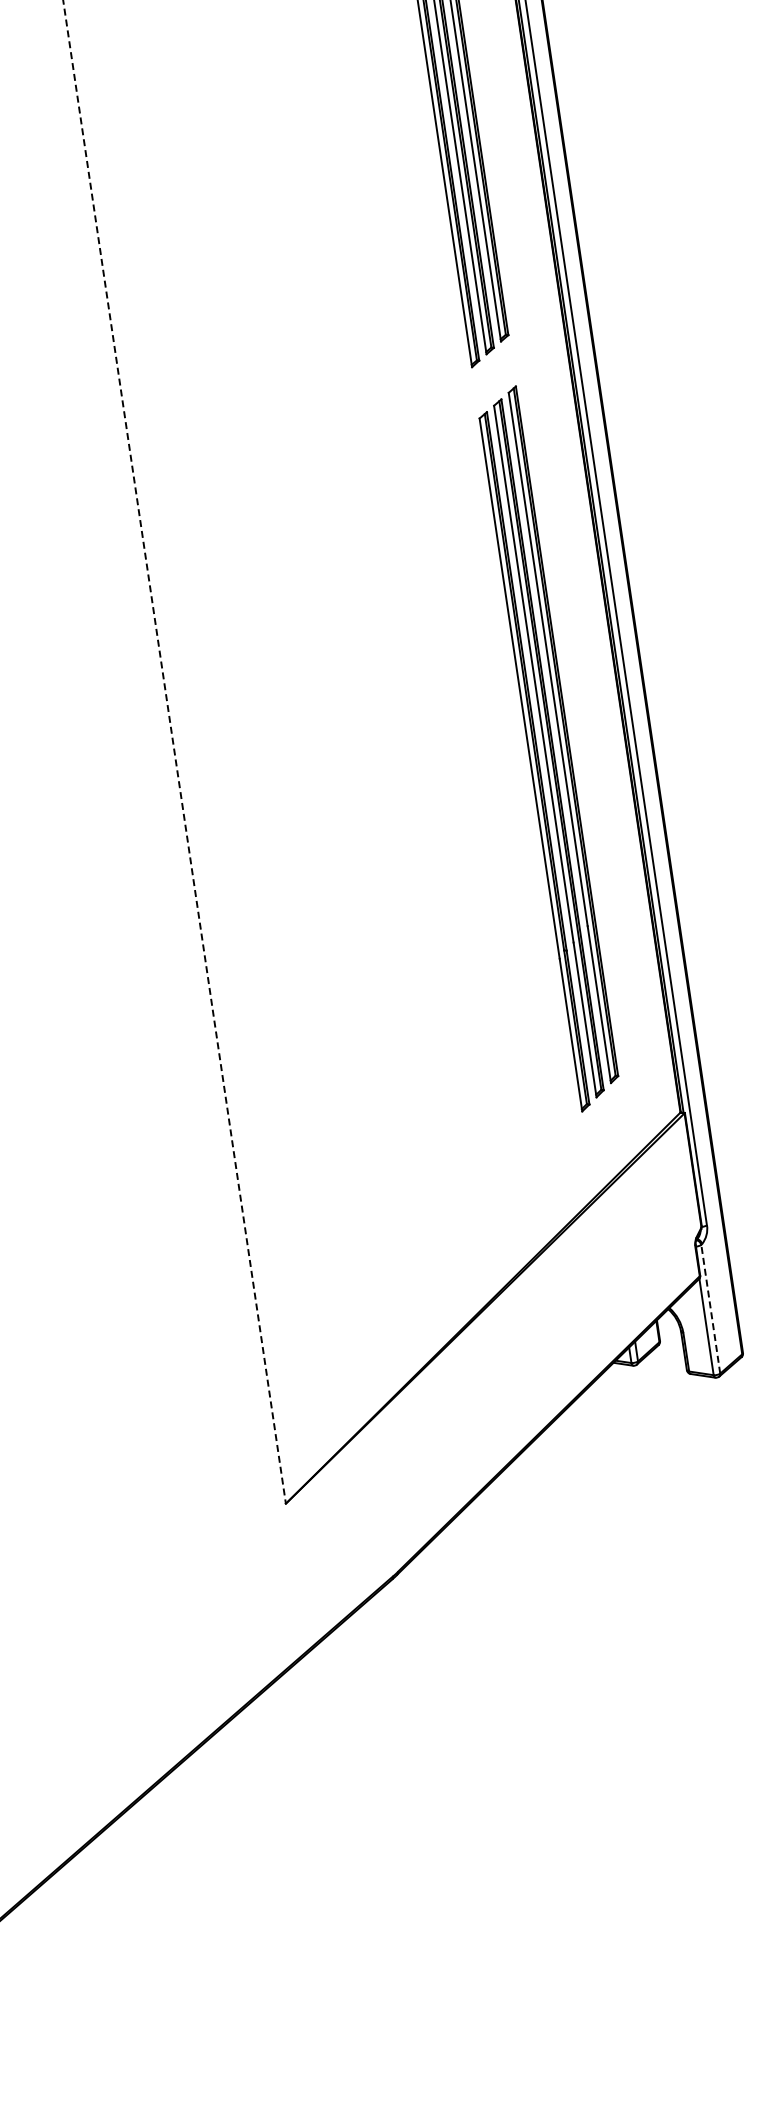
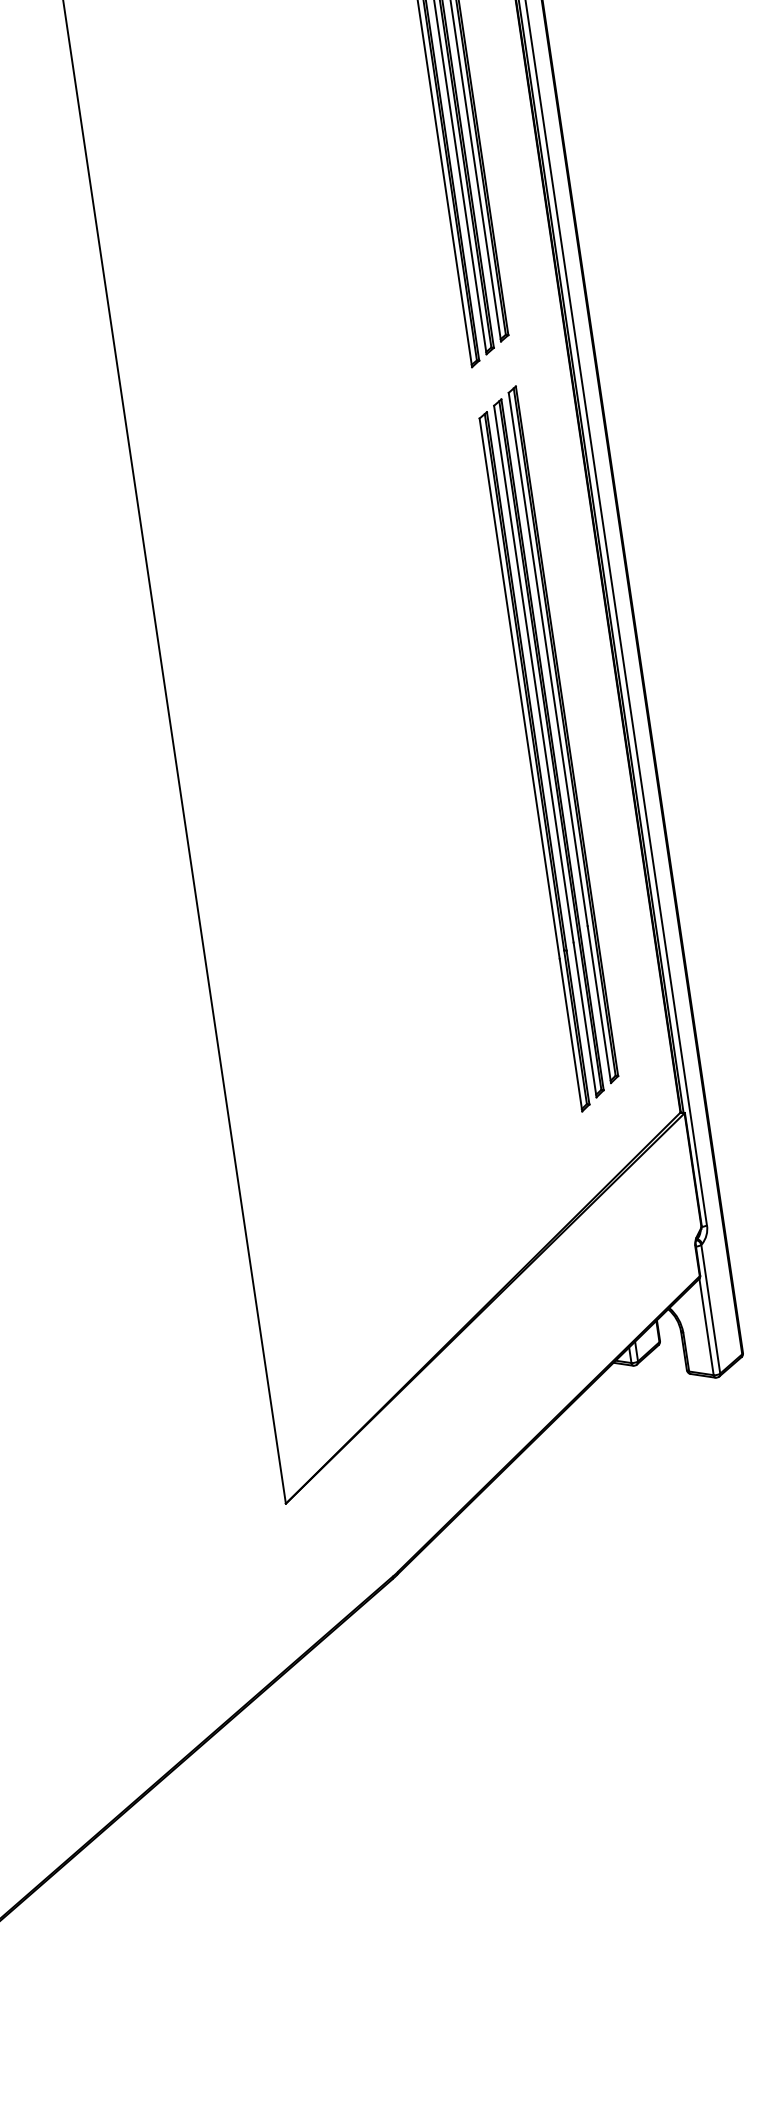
line: dashed -> solid (174, 752)
line: dashed -> solid (710, 1308)
